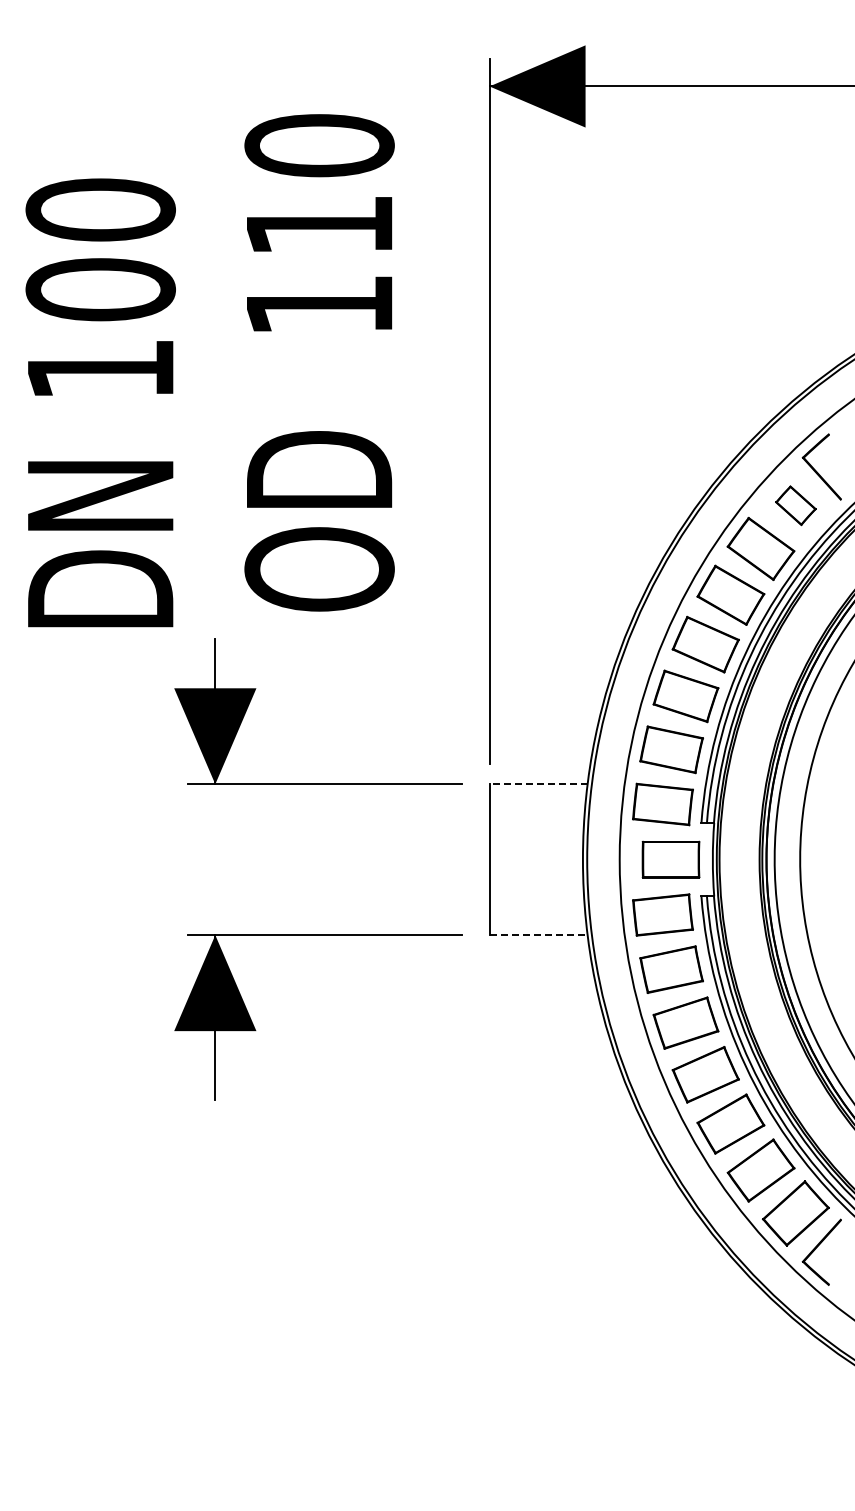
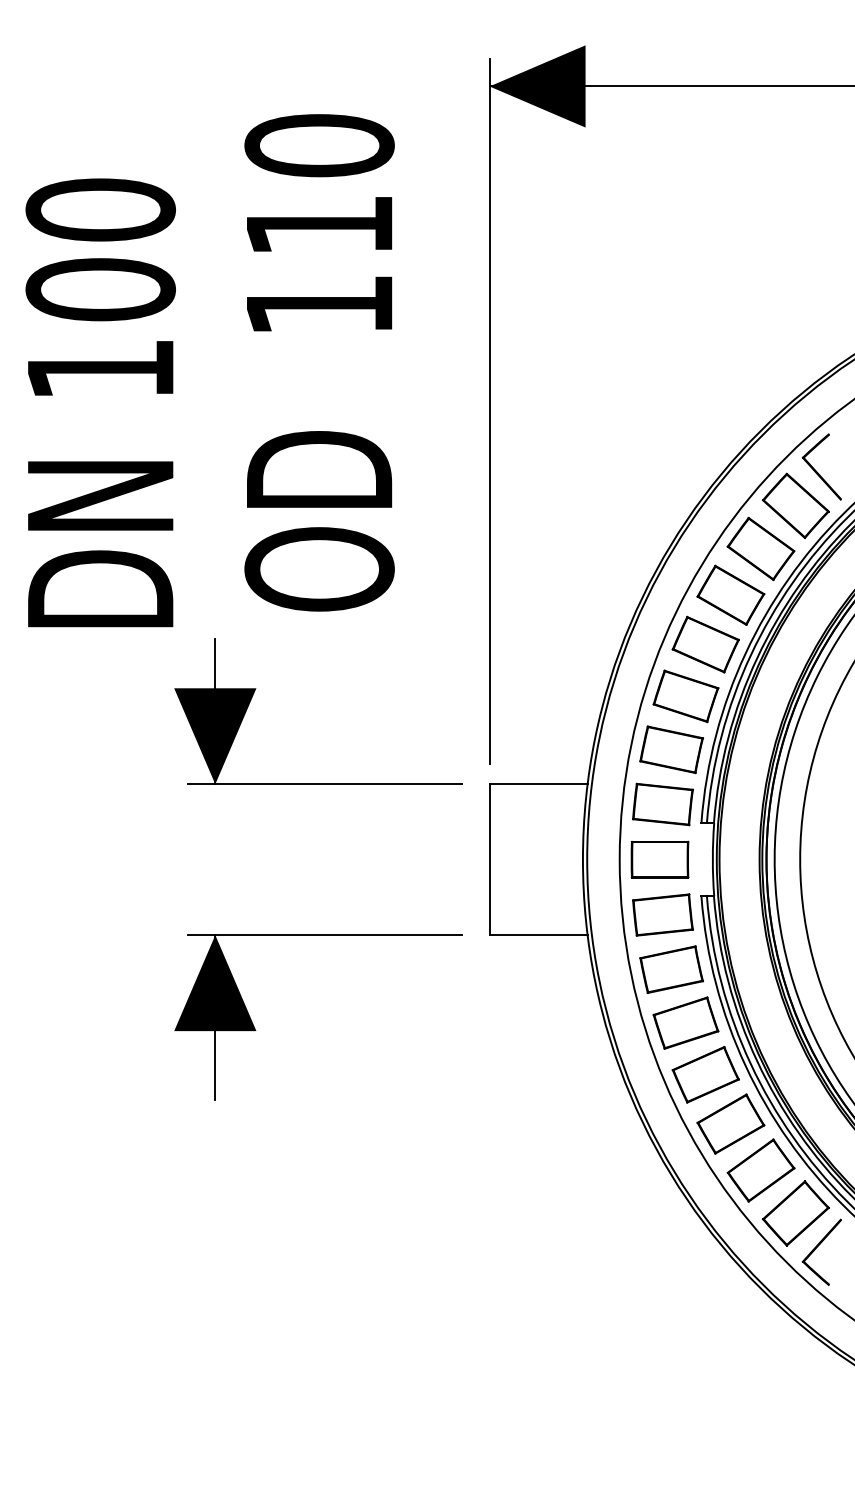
part size: 42x42 px -> 68x67 px (795, 505)
line: dashed -> solid (538, 784)
part position: (670, 859) -> (659, 859) (659, 859)
line: dashed -> solid (539, 935)
